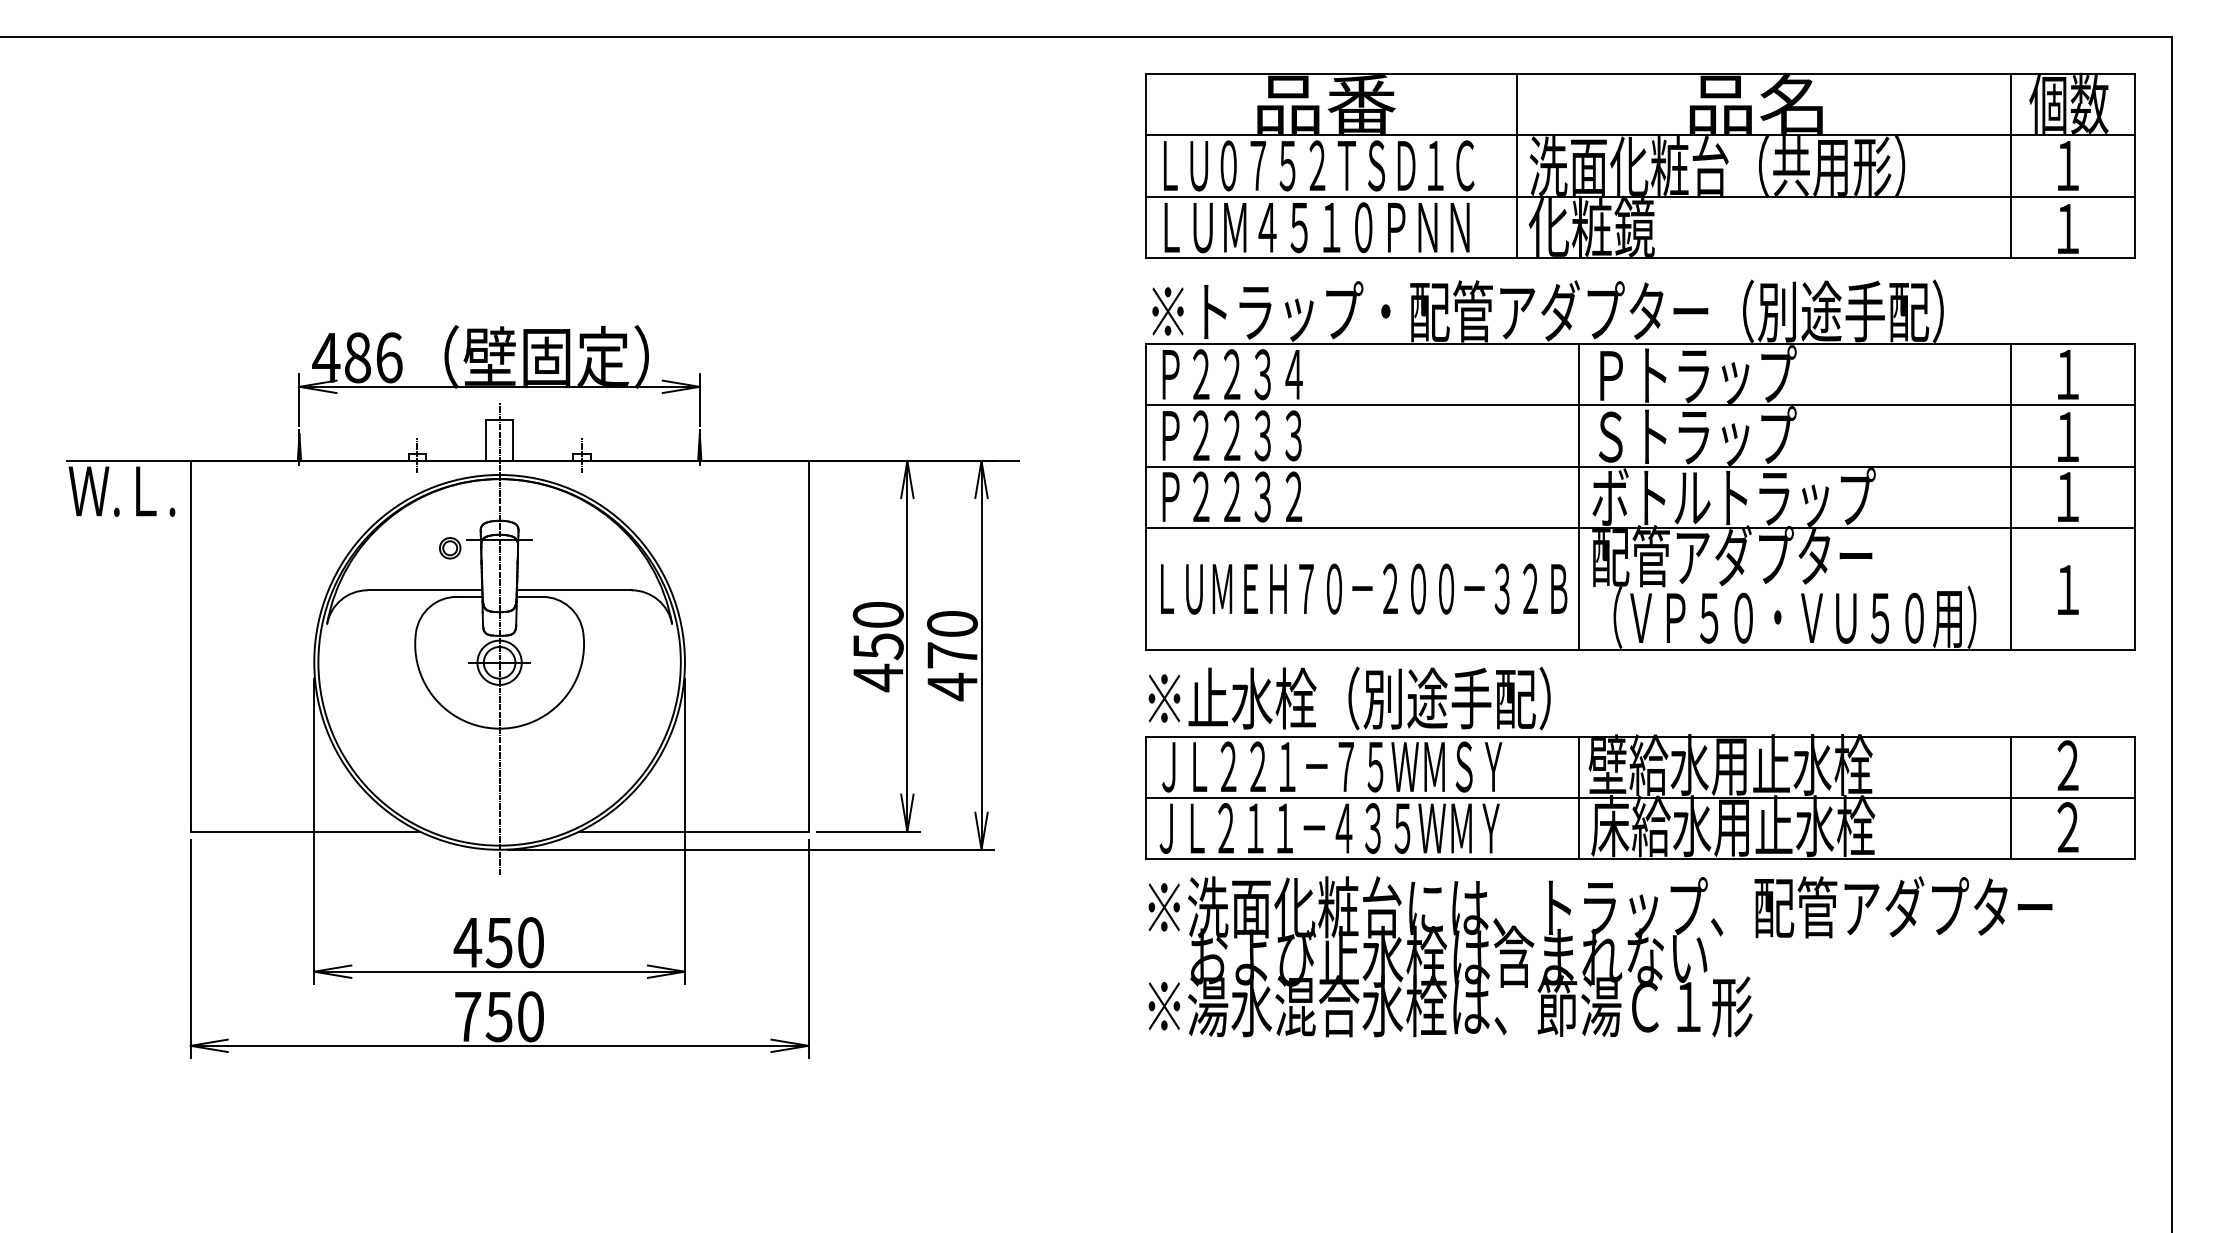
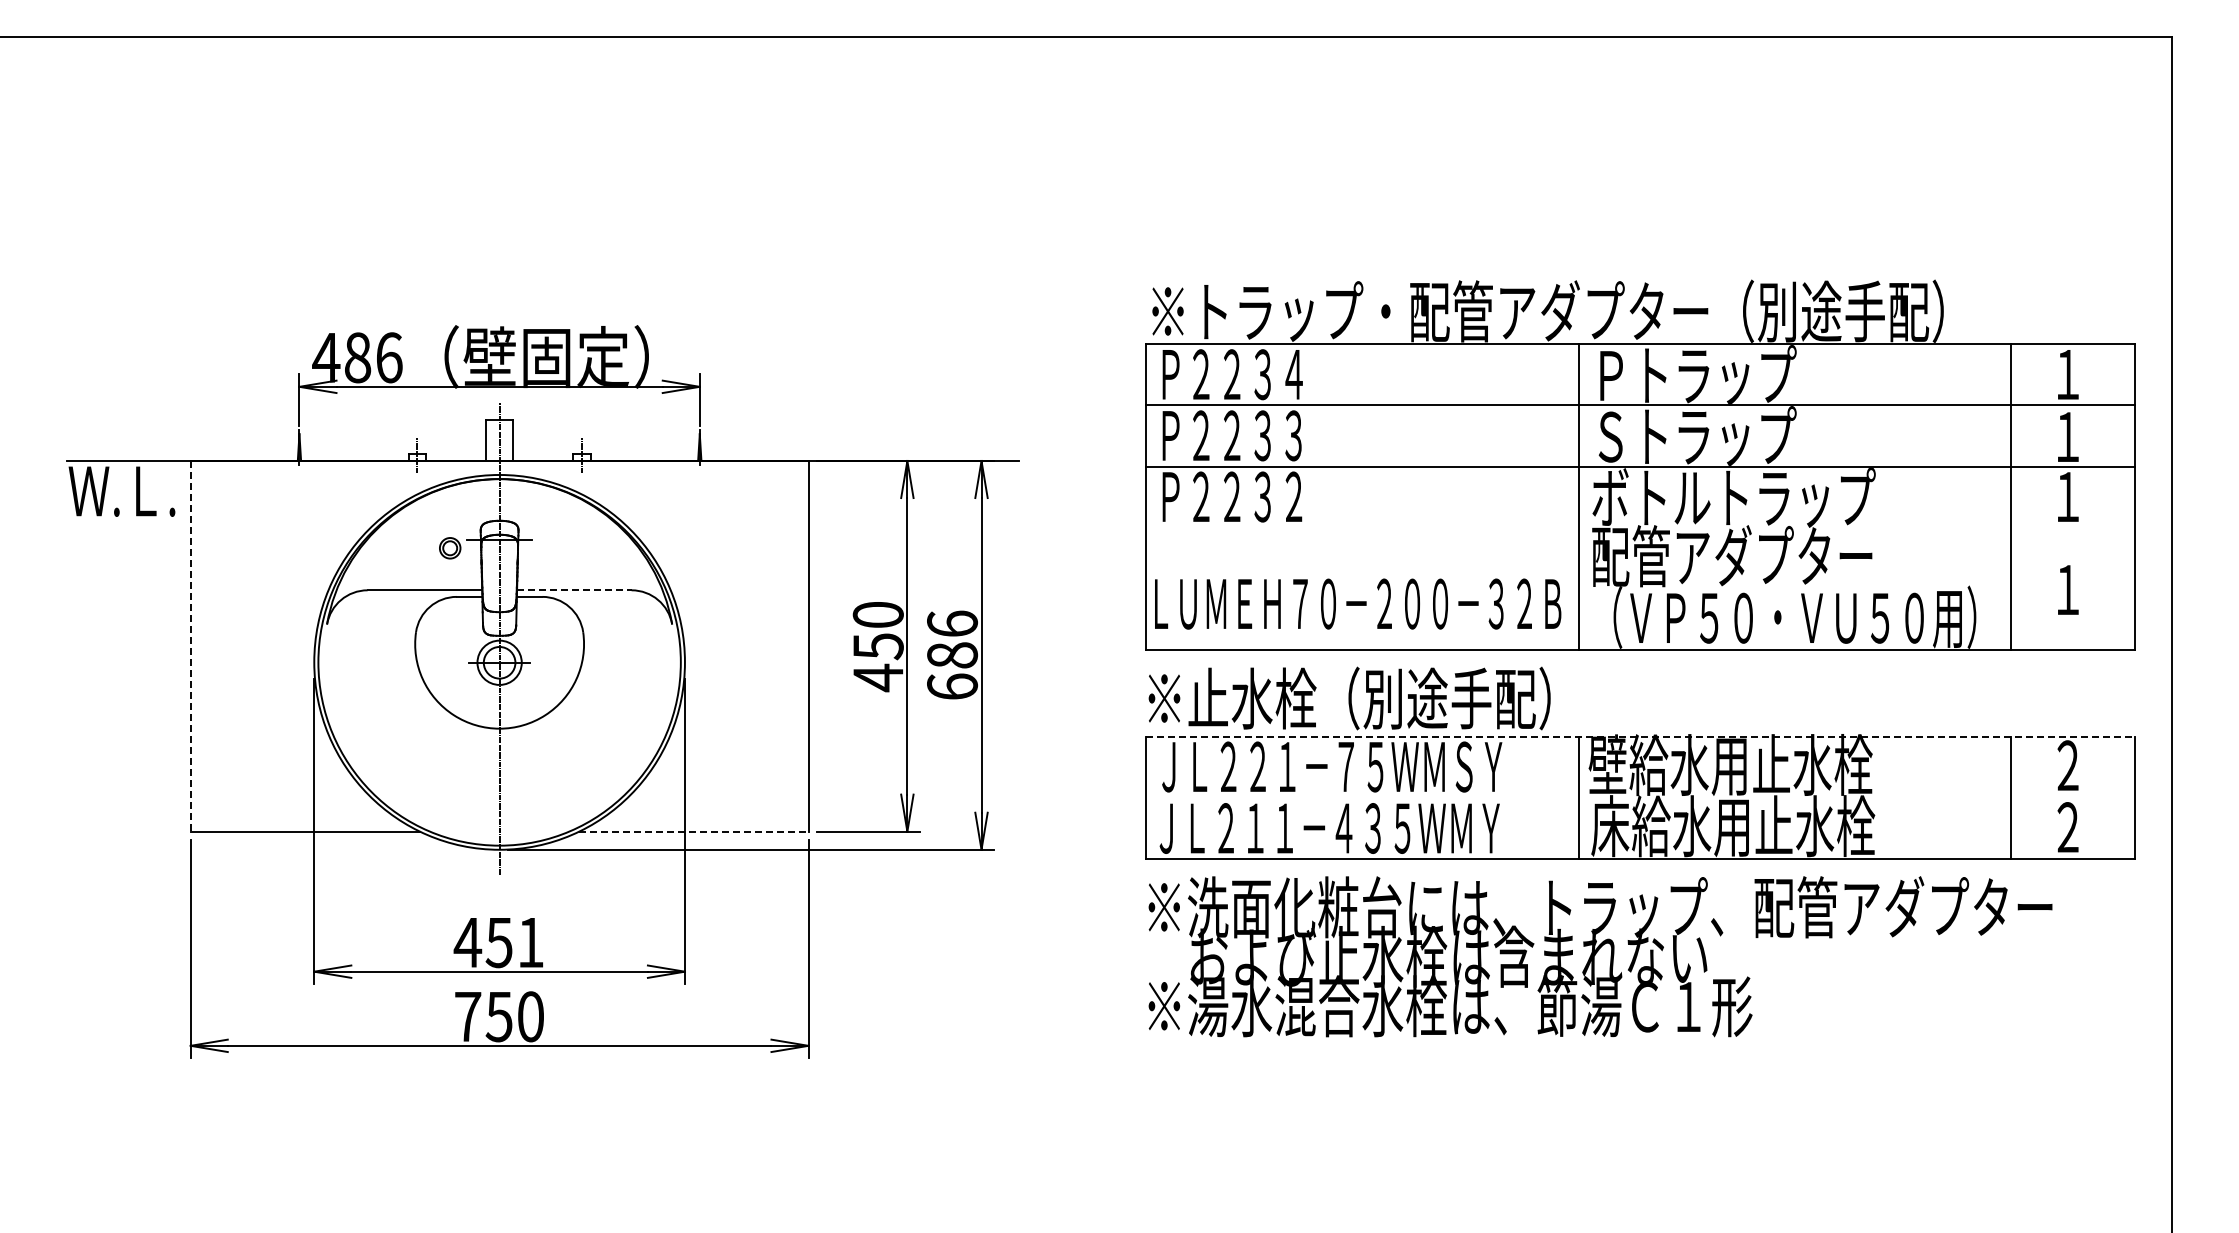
part: present -> none (1640, 165)
line: present -> none (1640, 527)
text position: (1364, 588) -> (1358, 603) (1358, 603)
line: solid -> dashed (574, 590)
line: solid -> dashed (190, 646)
text: 470 -> 686 (952, 655)
line: solid -> dashed (1641, 736)
line: present -> none (1640, 797)
line: solid -> dashed (693, 831)
text: 450 -> 451 (530, 942)
